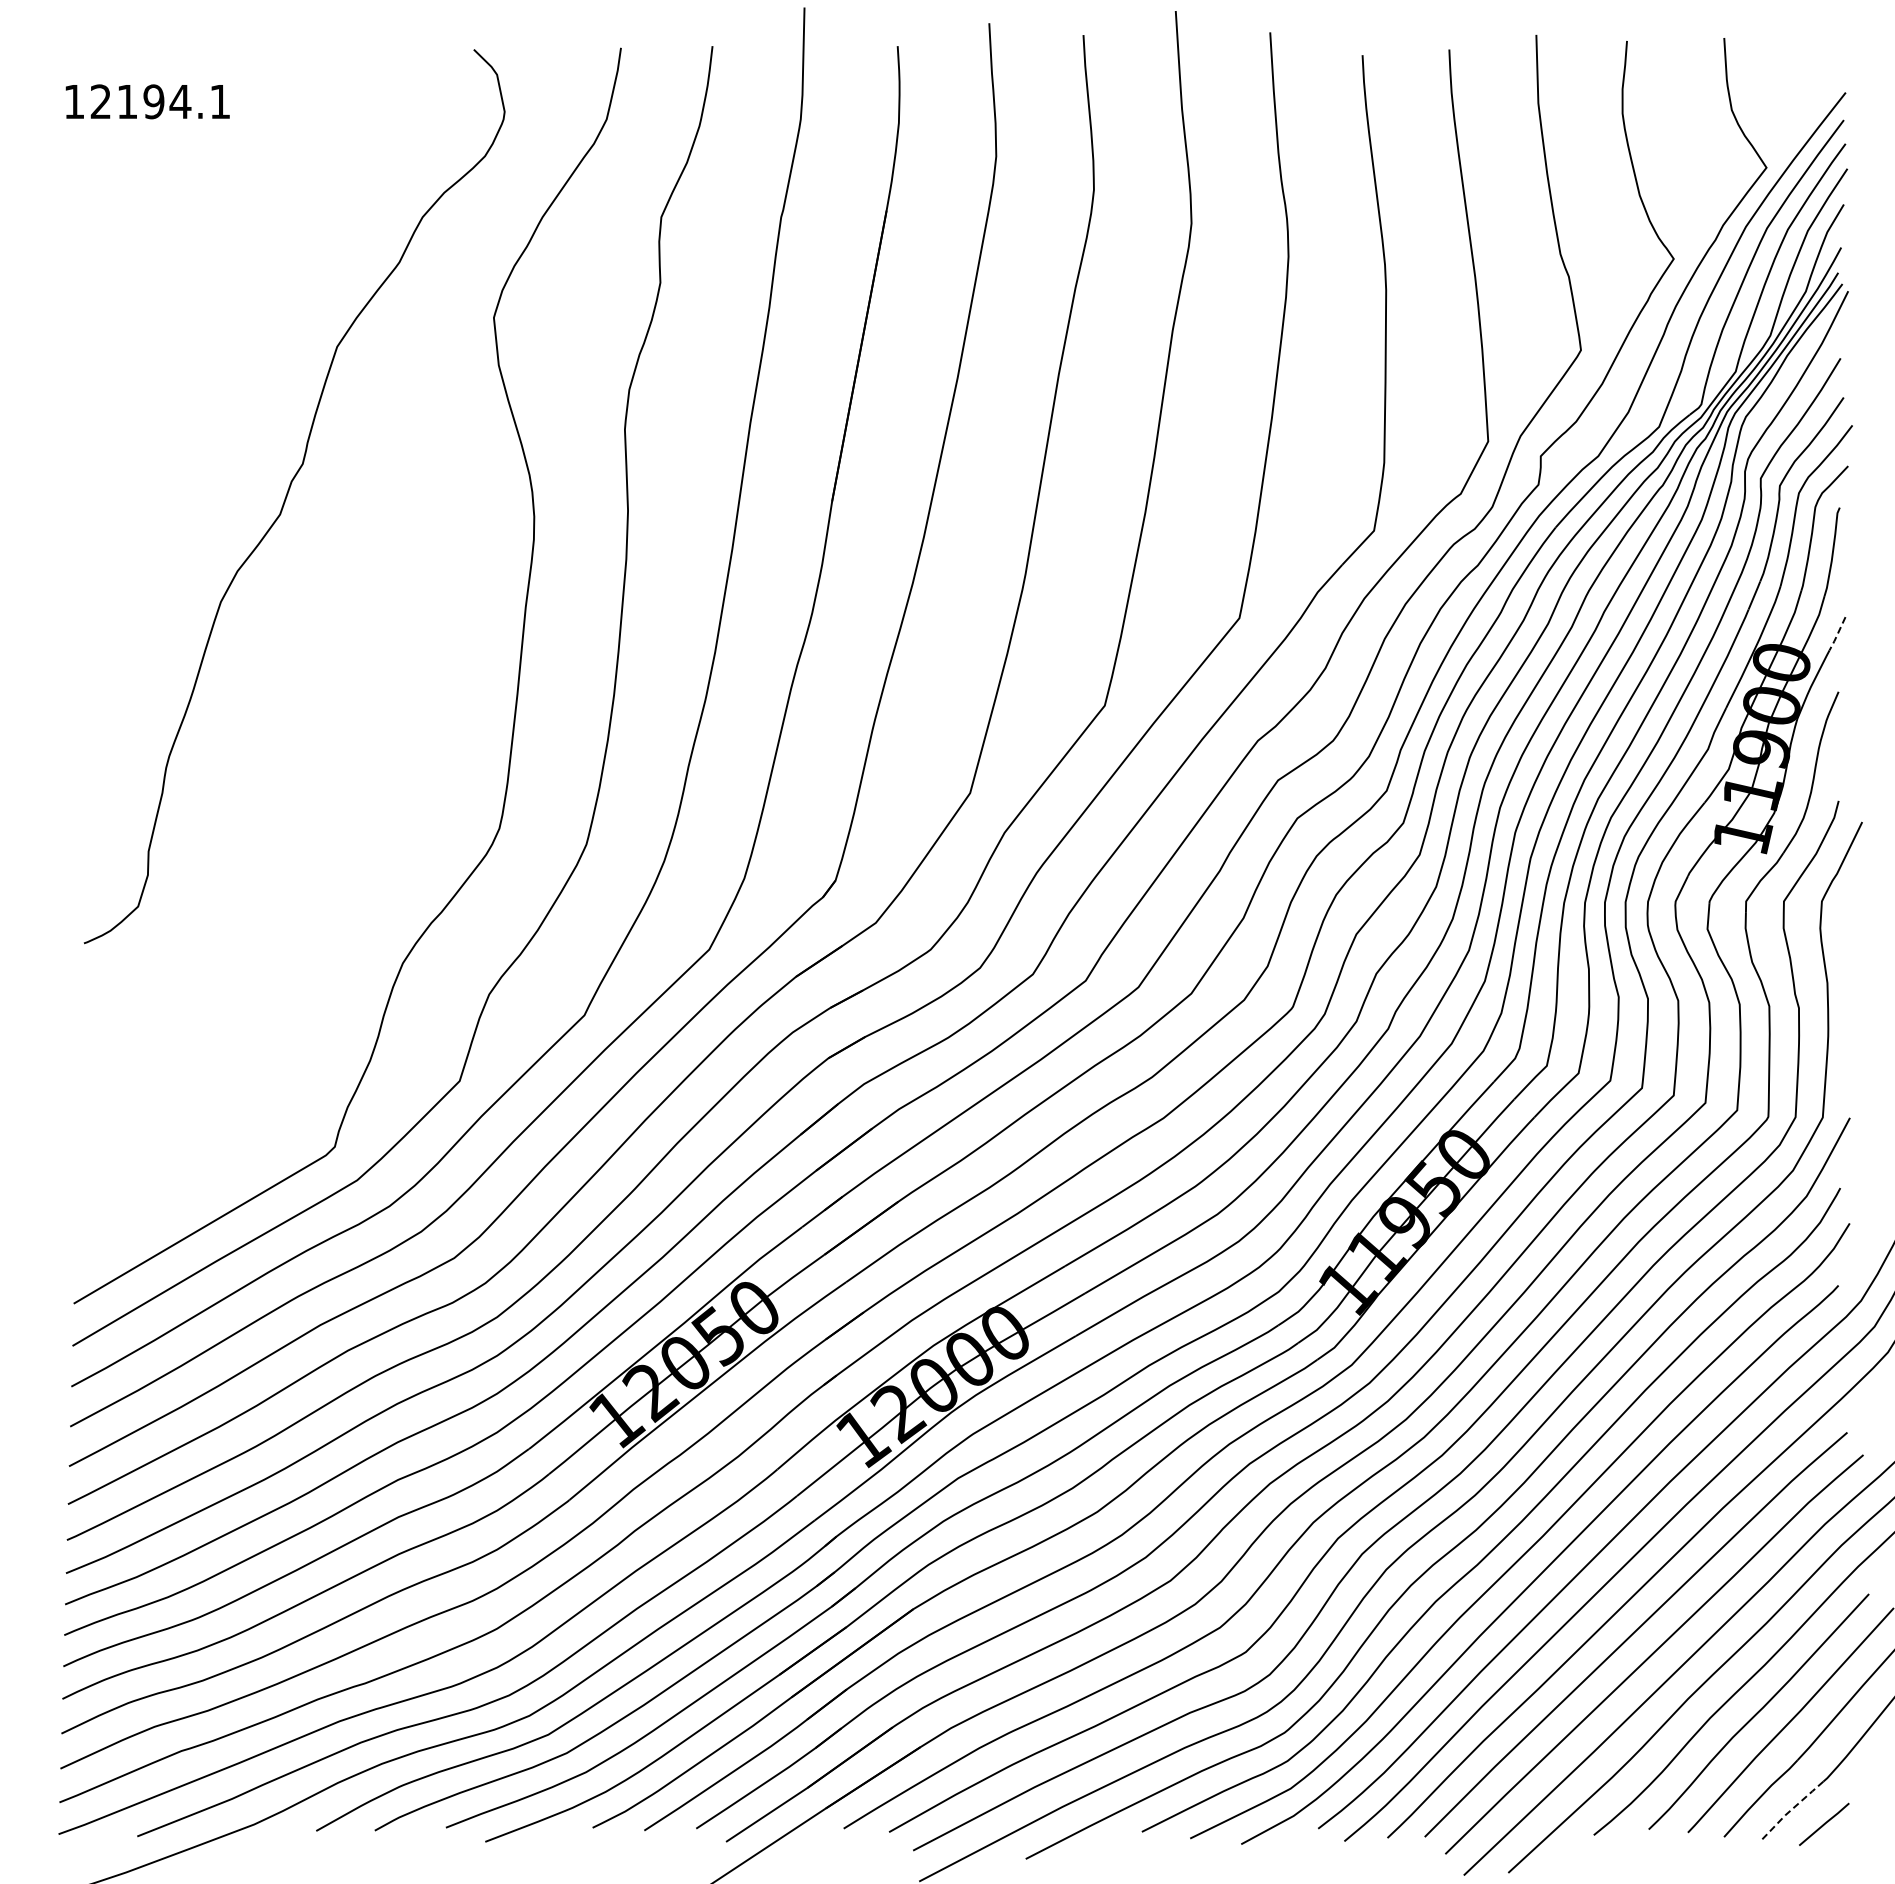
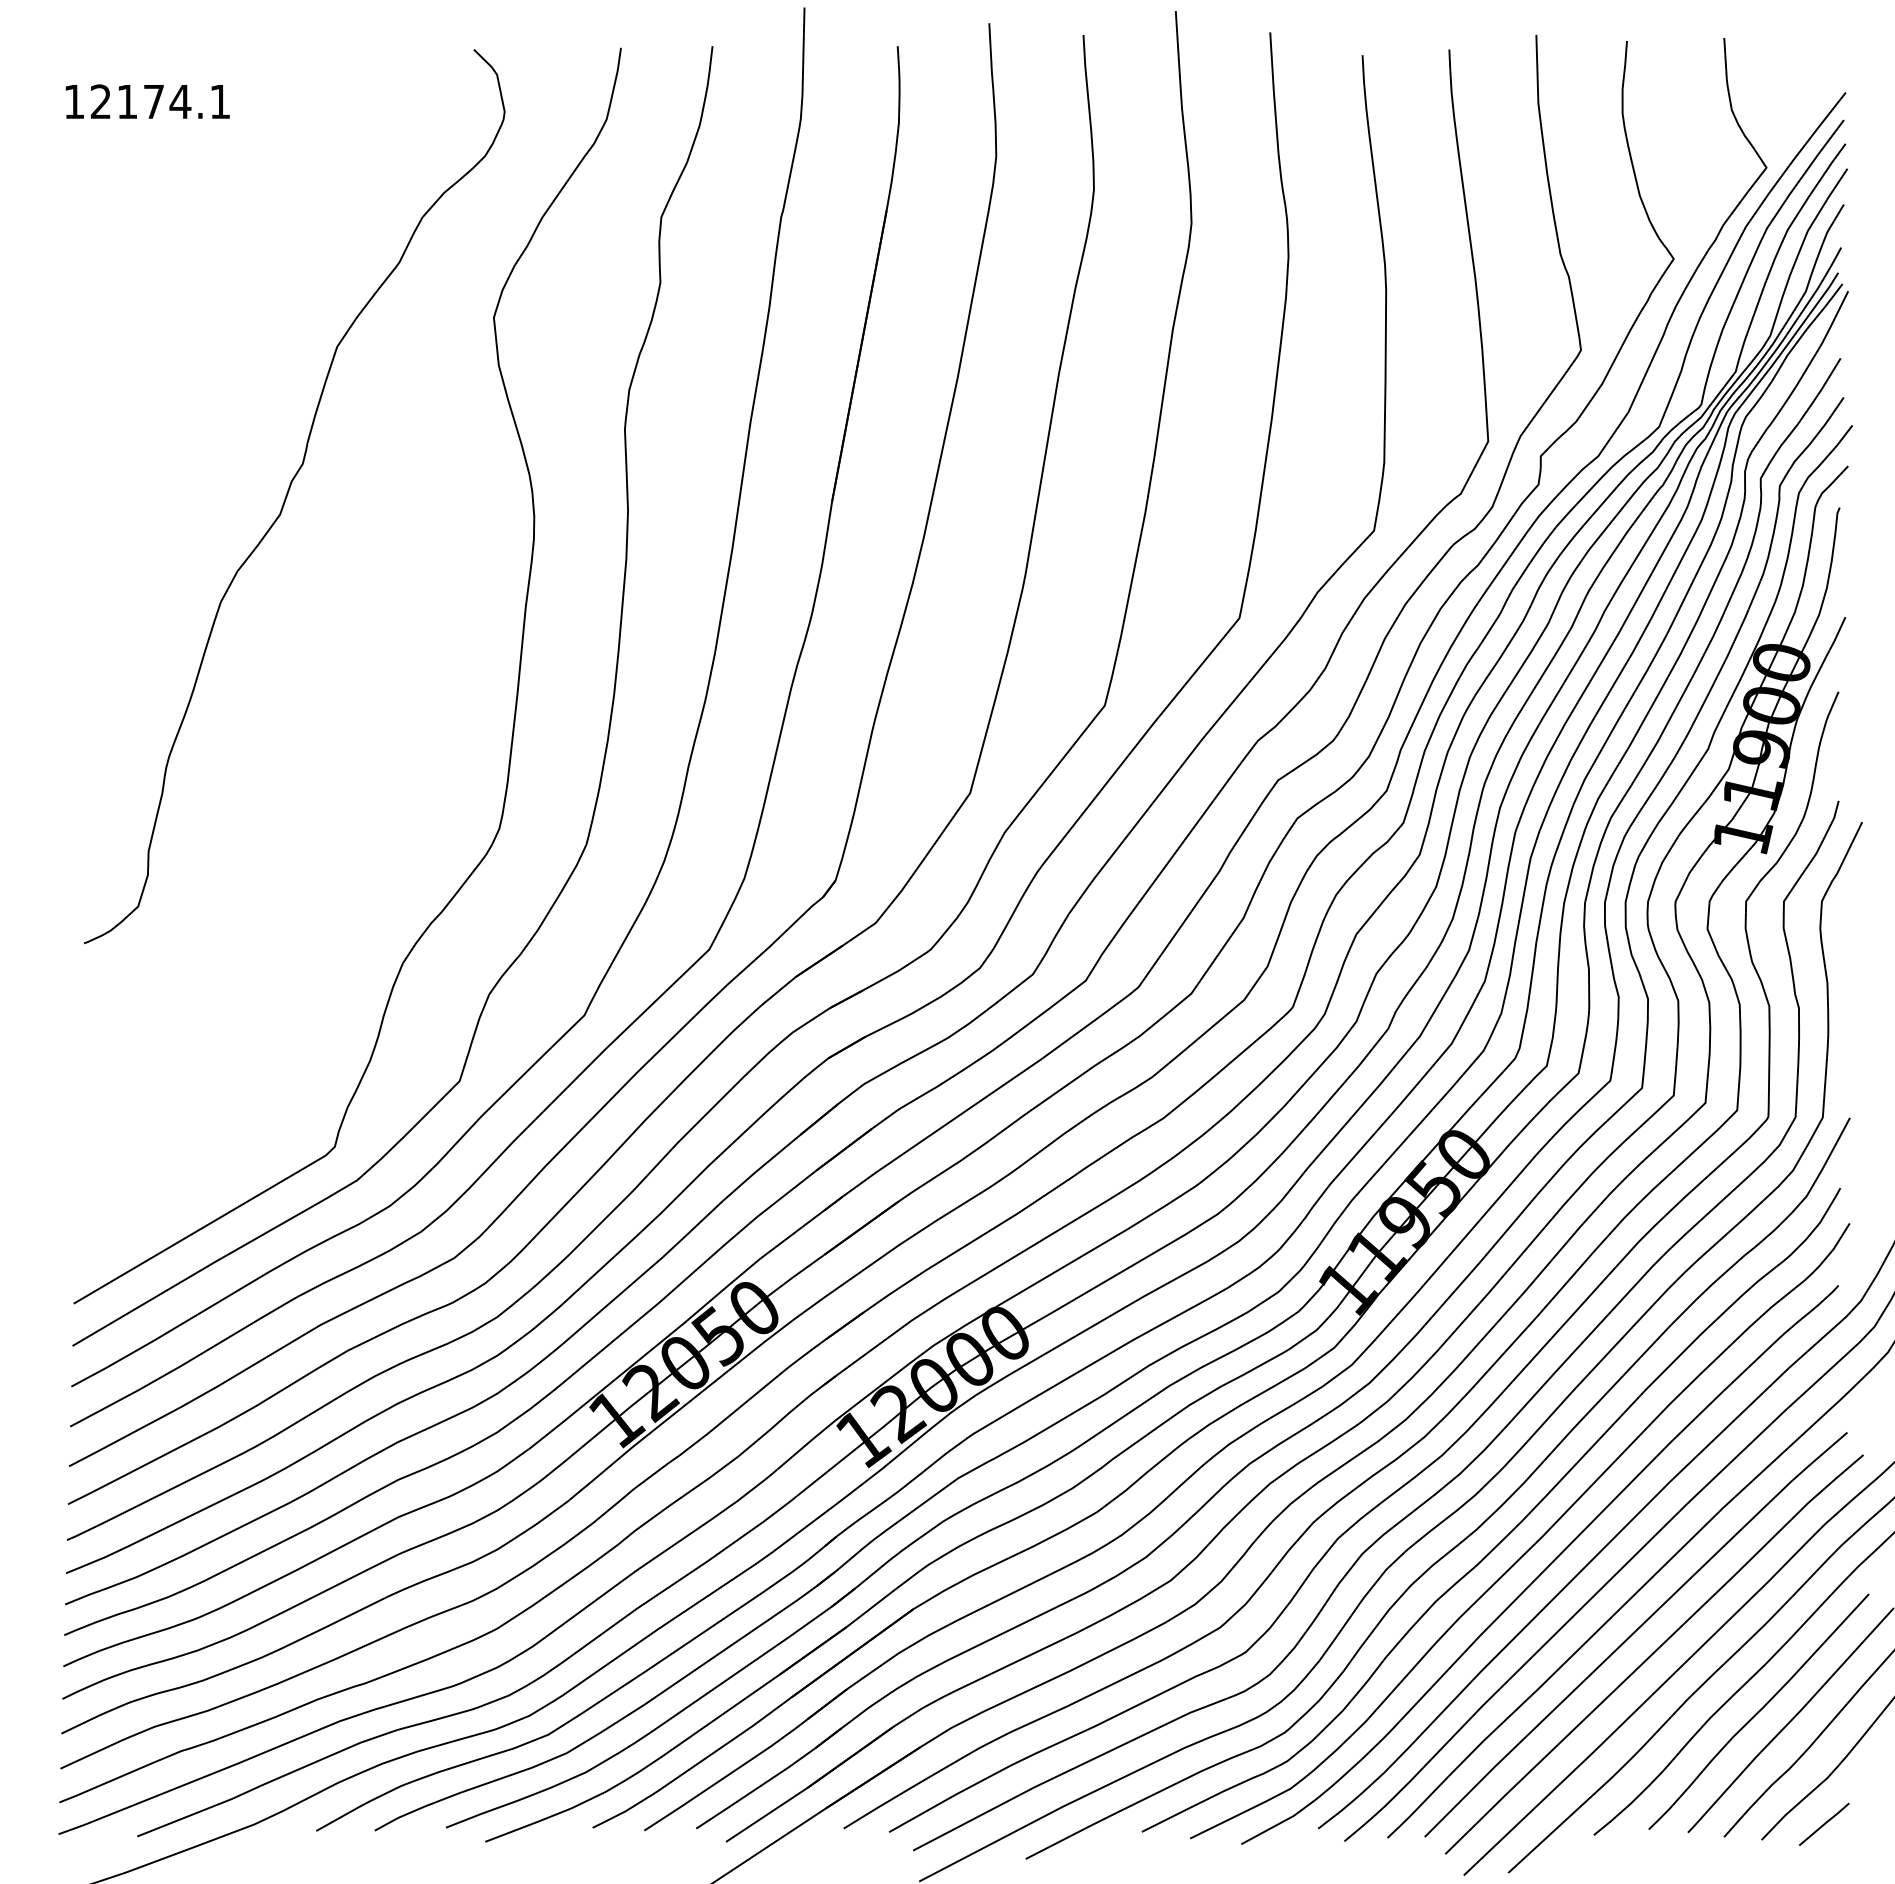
text: 12194.1 -> 12174.1 (153, 101)
line: dashed -> solid (1837, 634)
line: dashed -> solid (1791, 1810)
